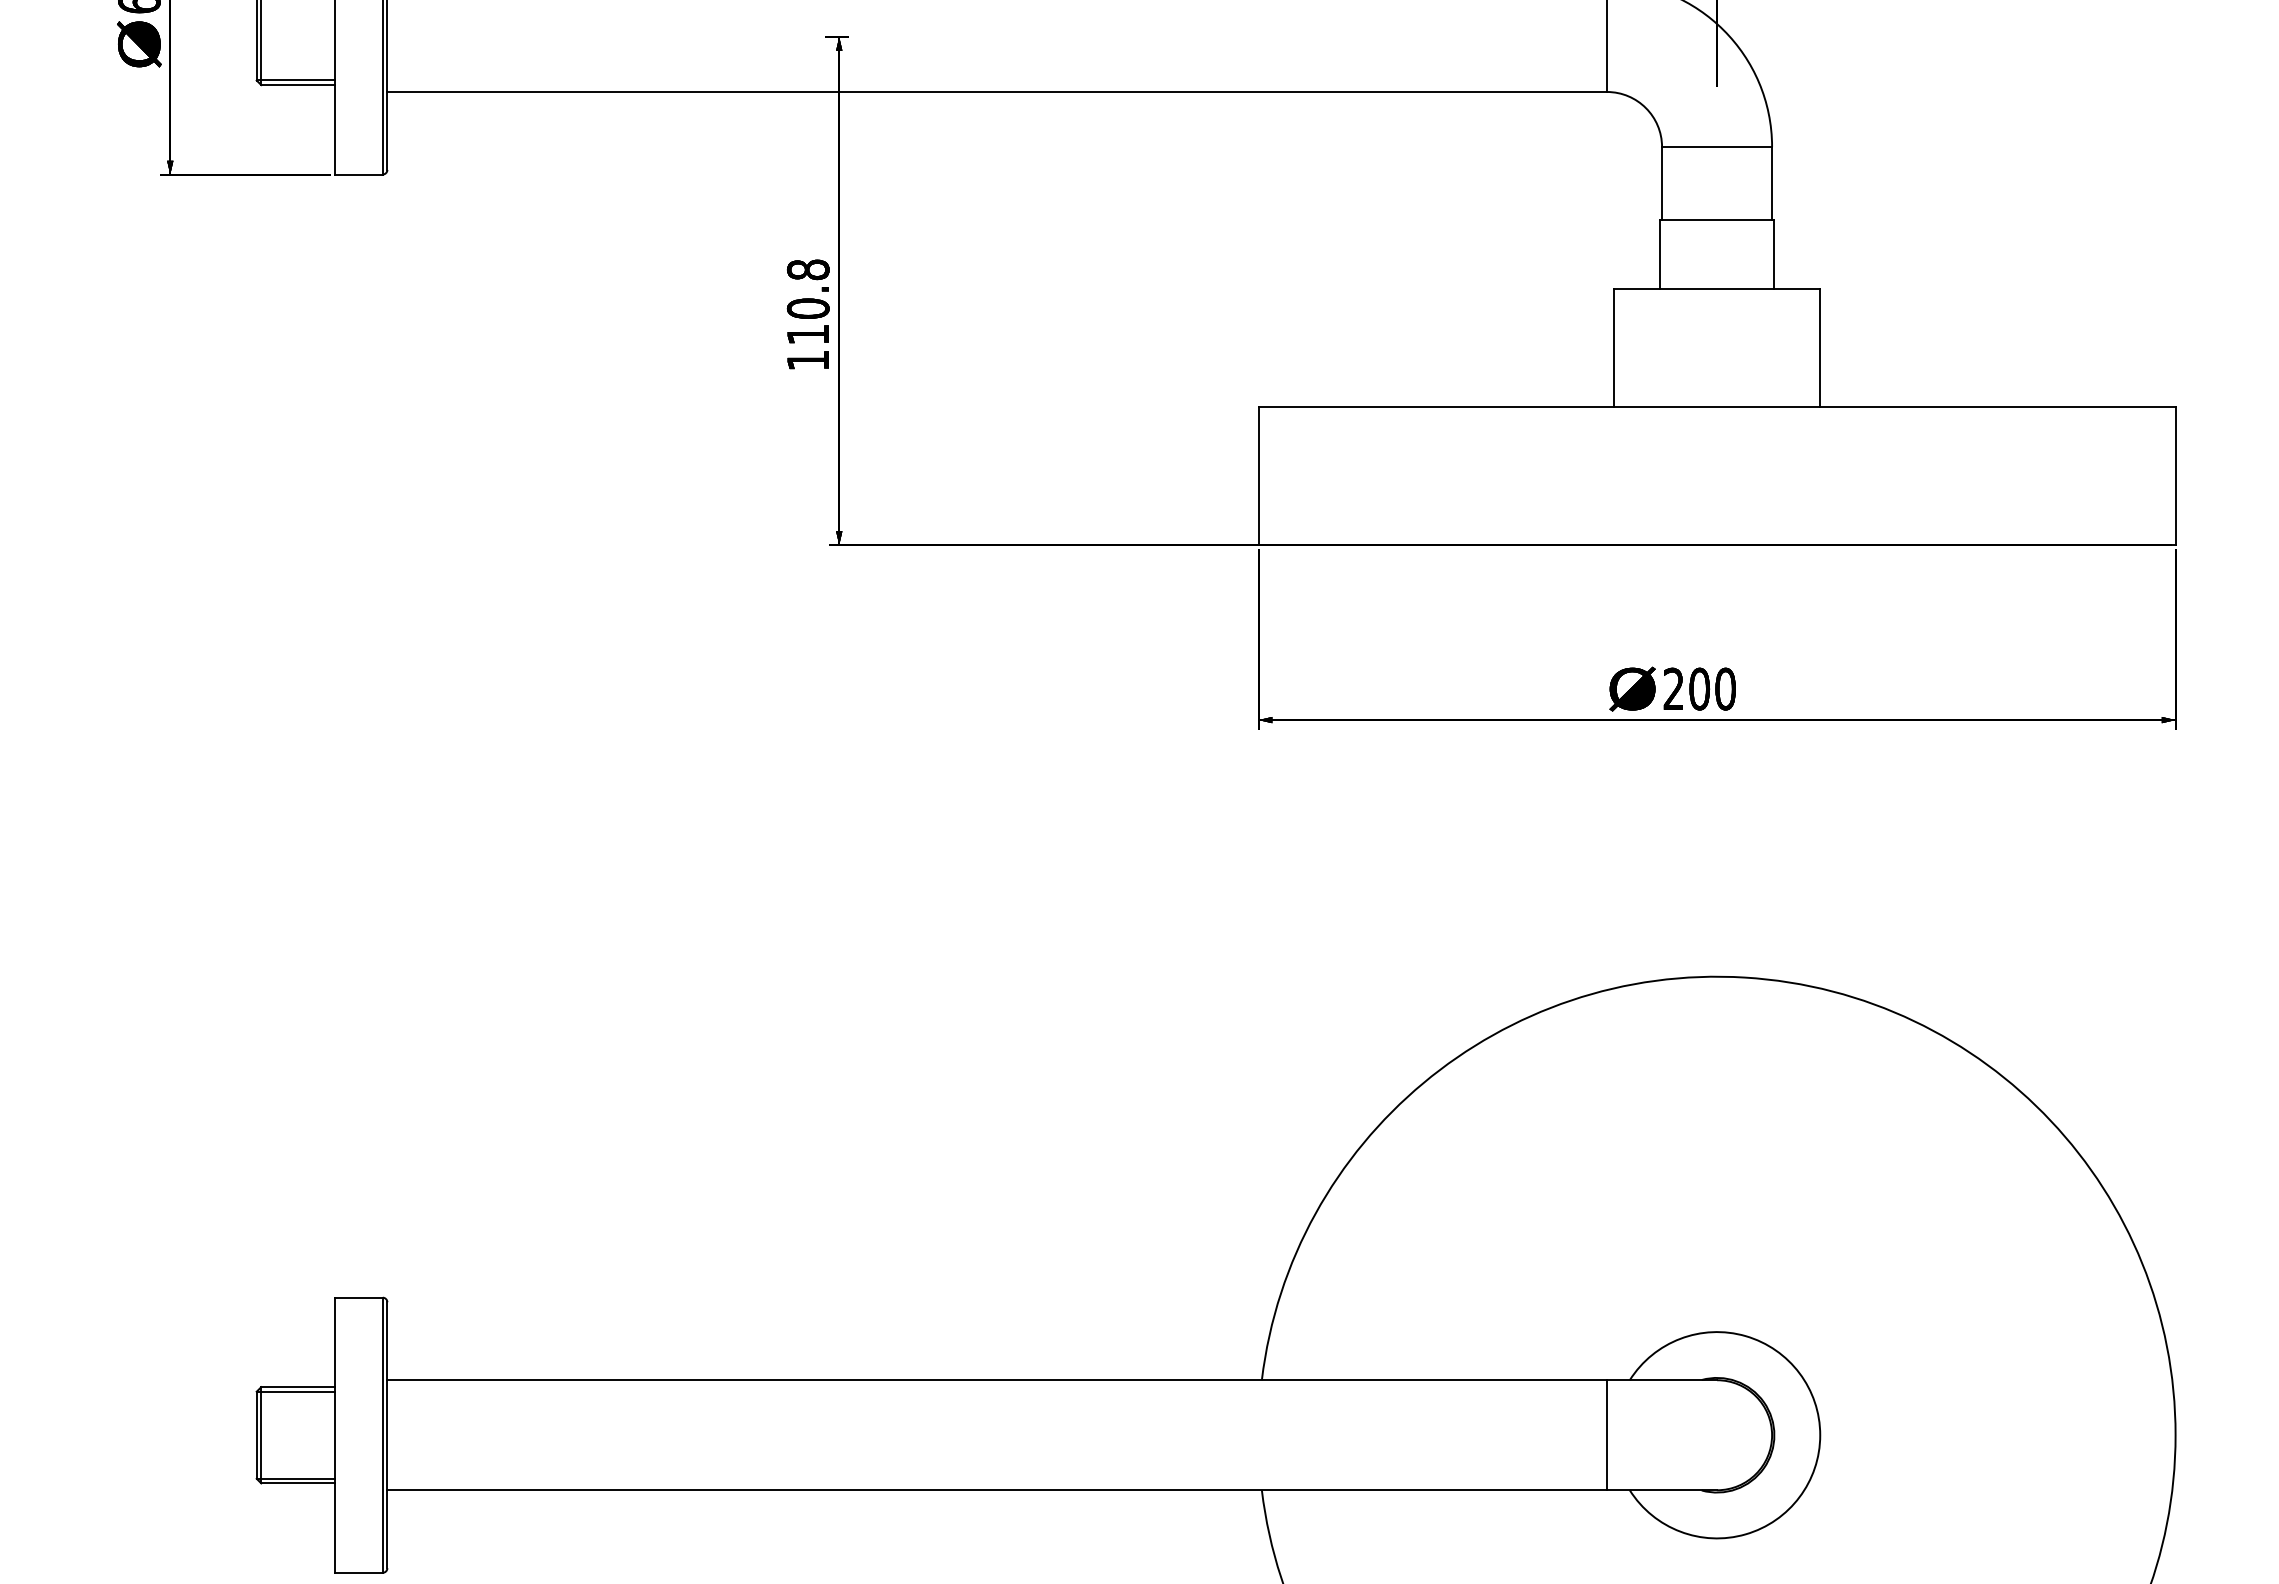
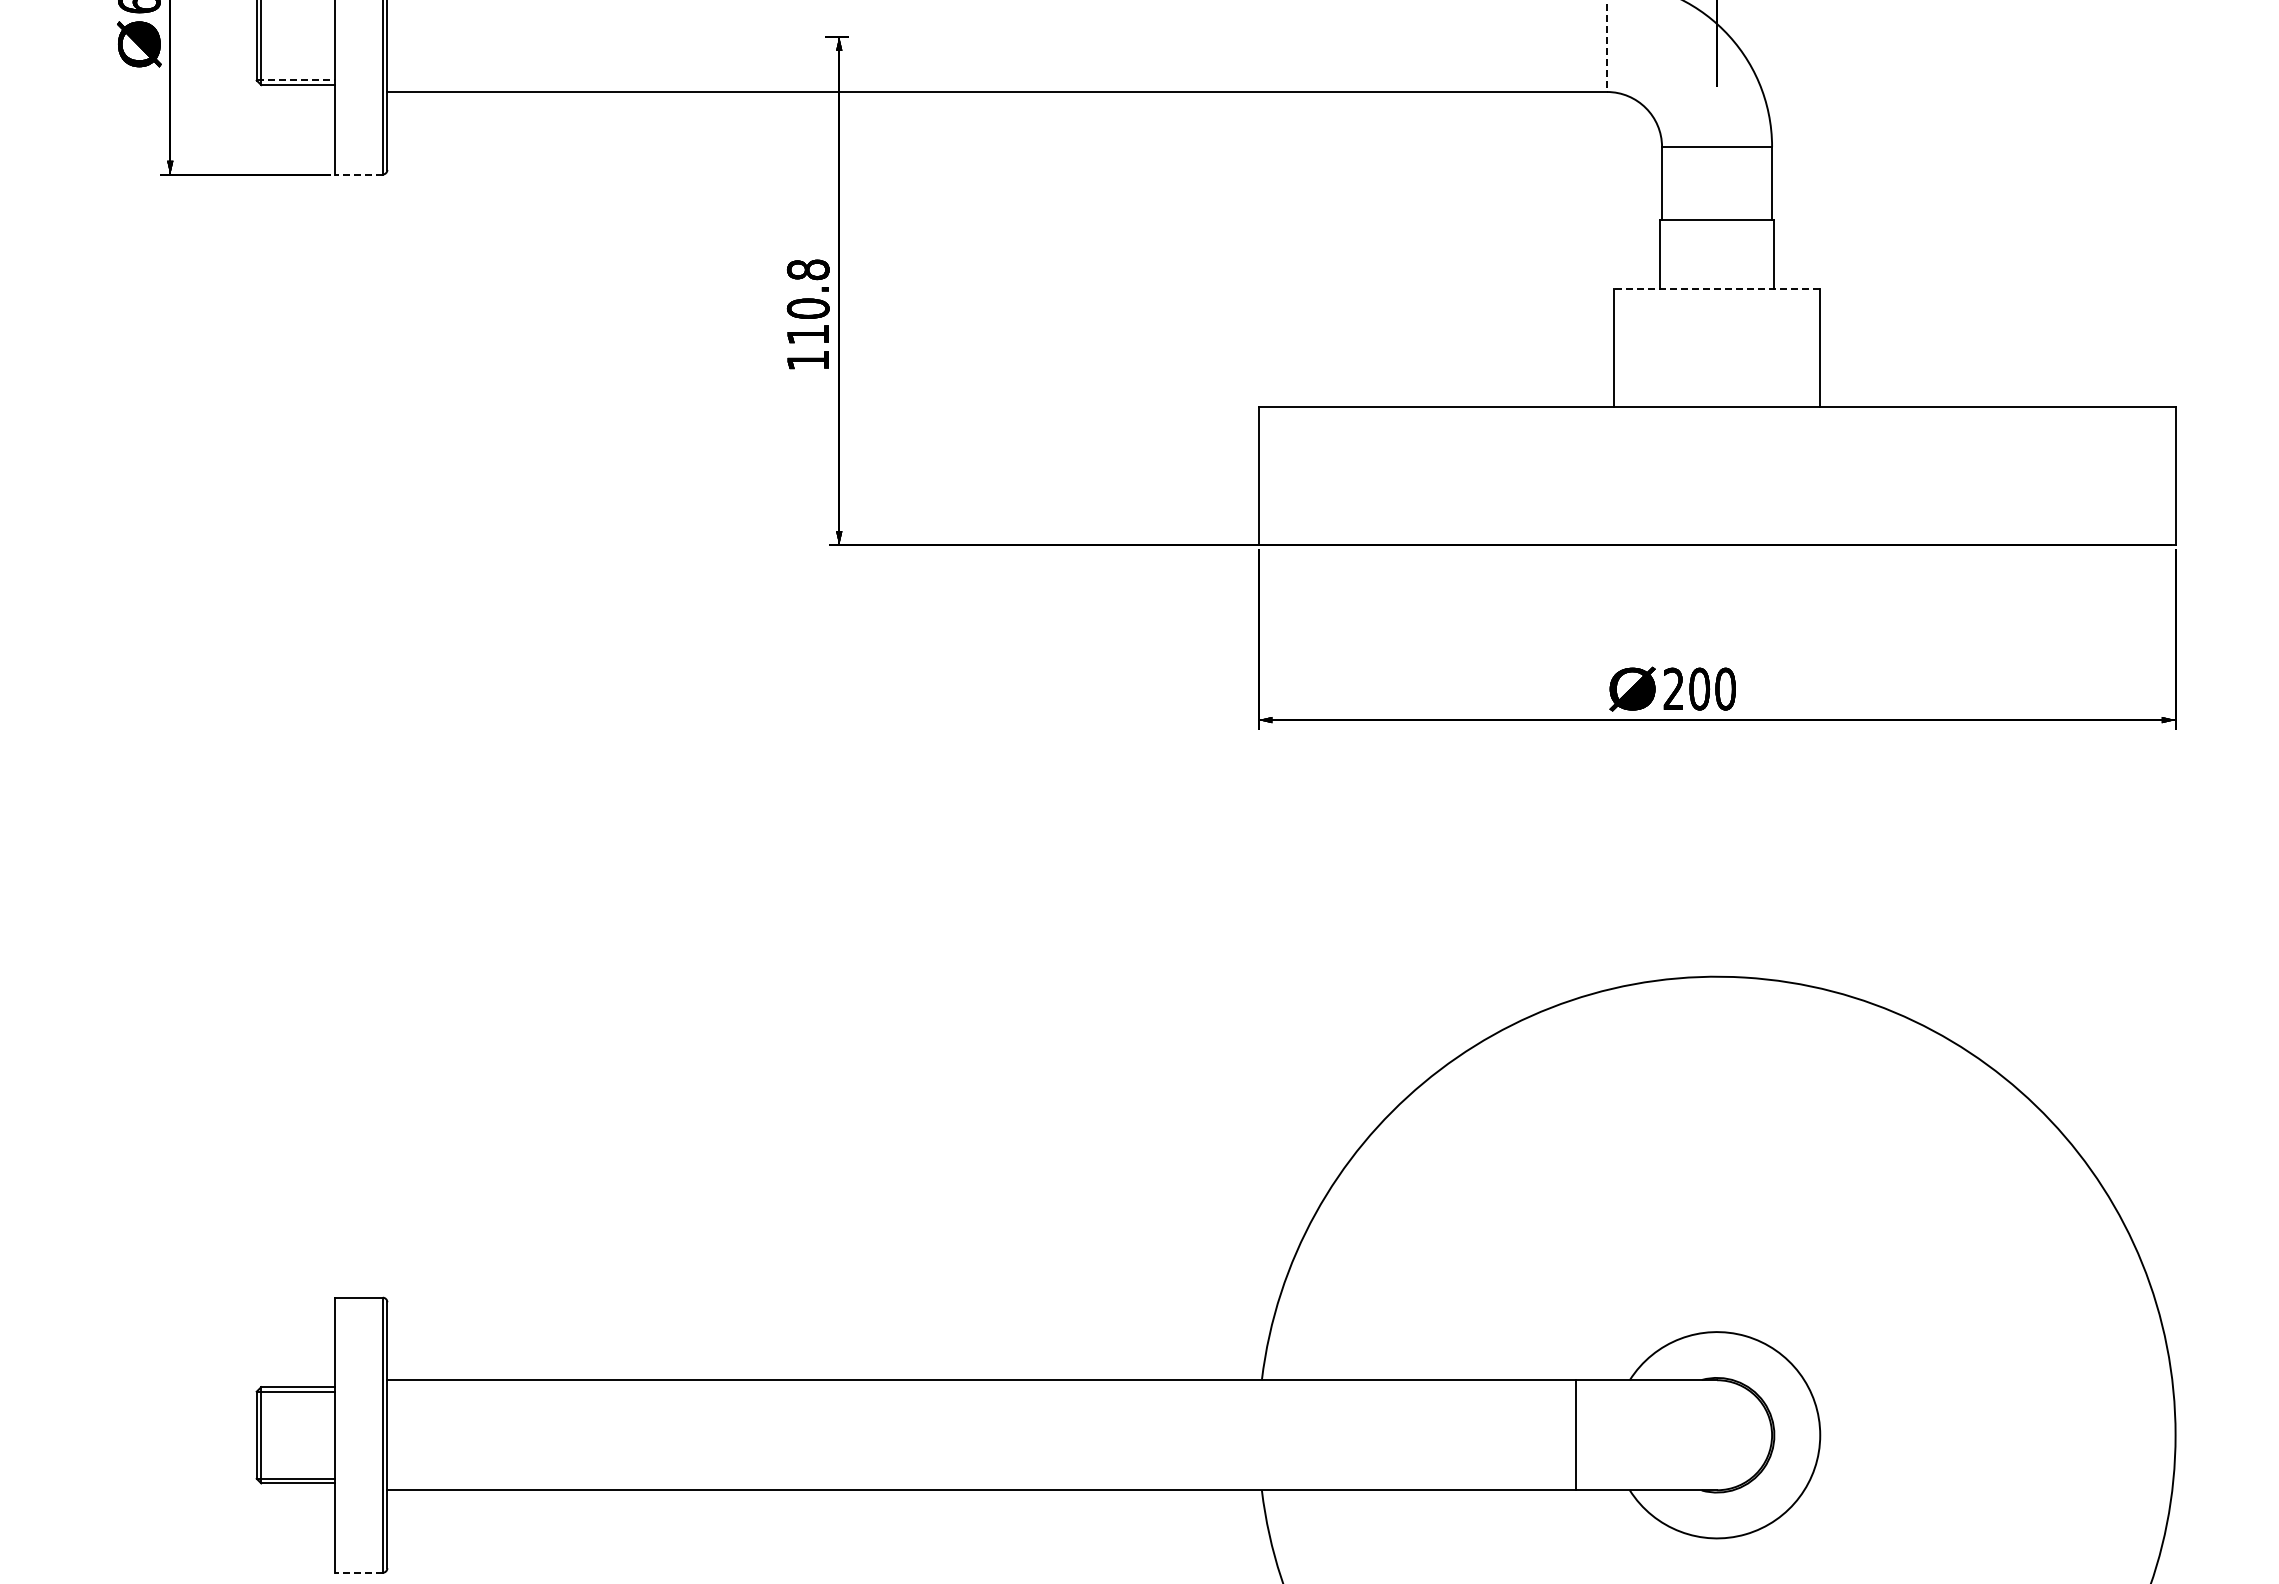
line: solid -> dashed (1607, 46)
line: solid -> dashed (295, 80)
line: solid -> dashed (358, 174)
line: solid -> dashed (1716, 289)
line position: (1607, 1435) -> (1576, 1435) (1576, 1435)
line: solid -> dashed (358, 1572)
